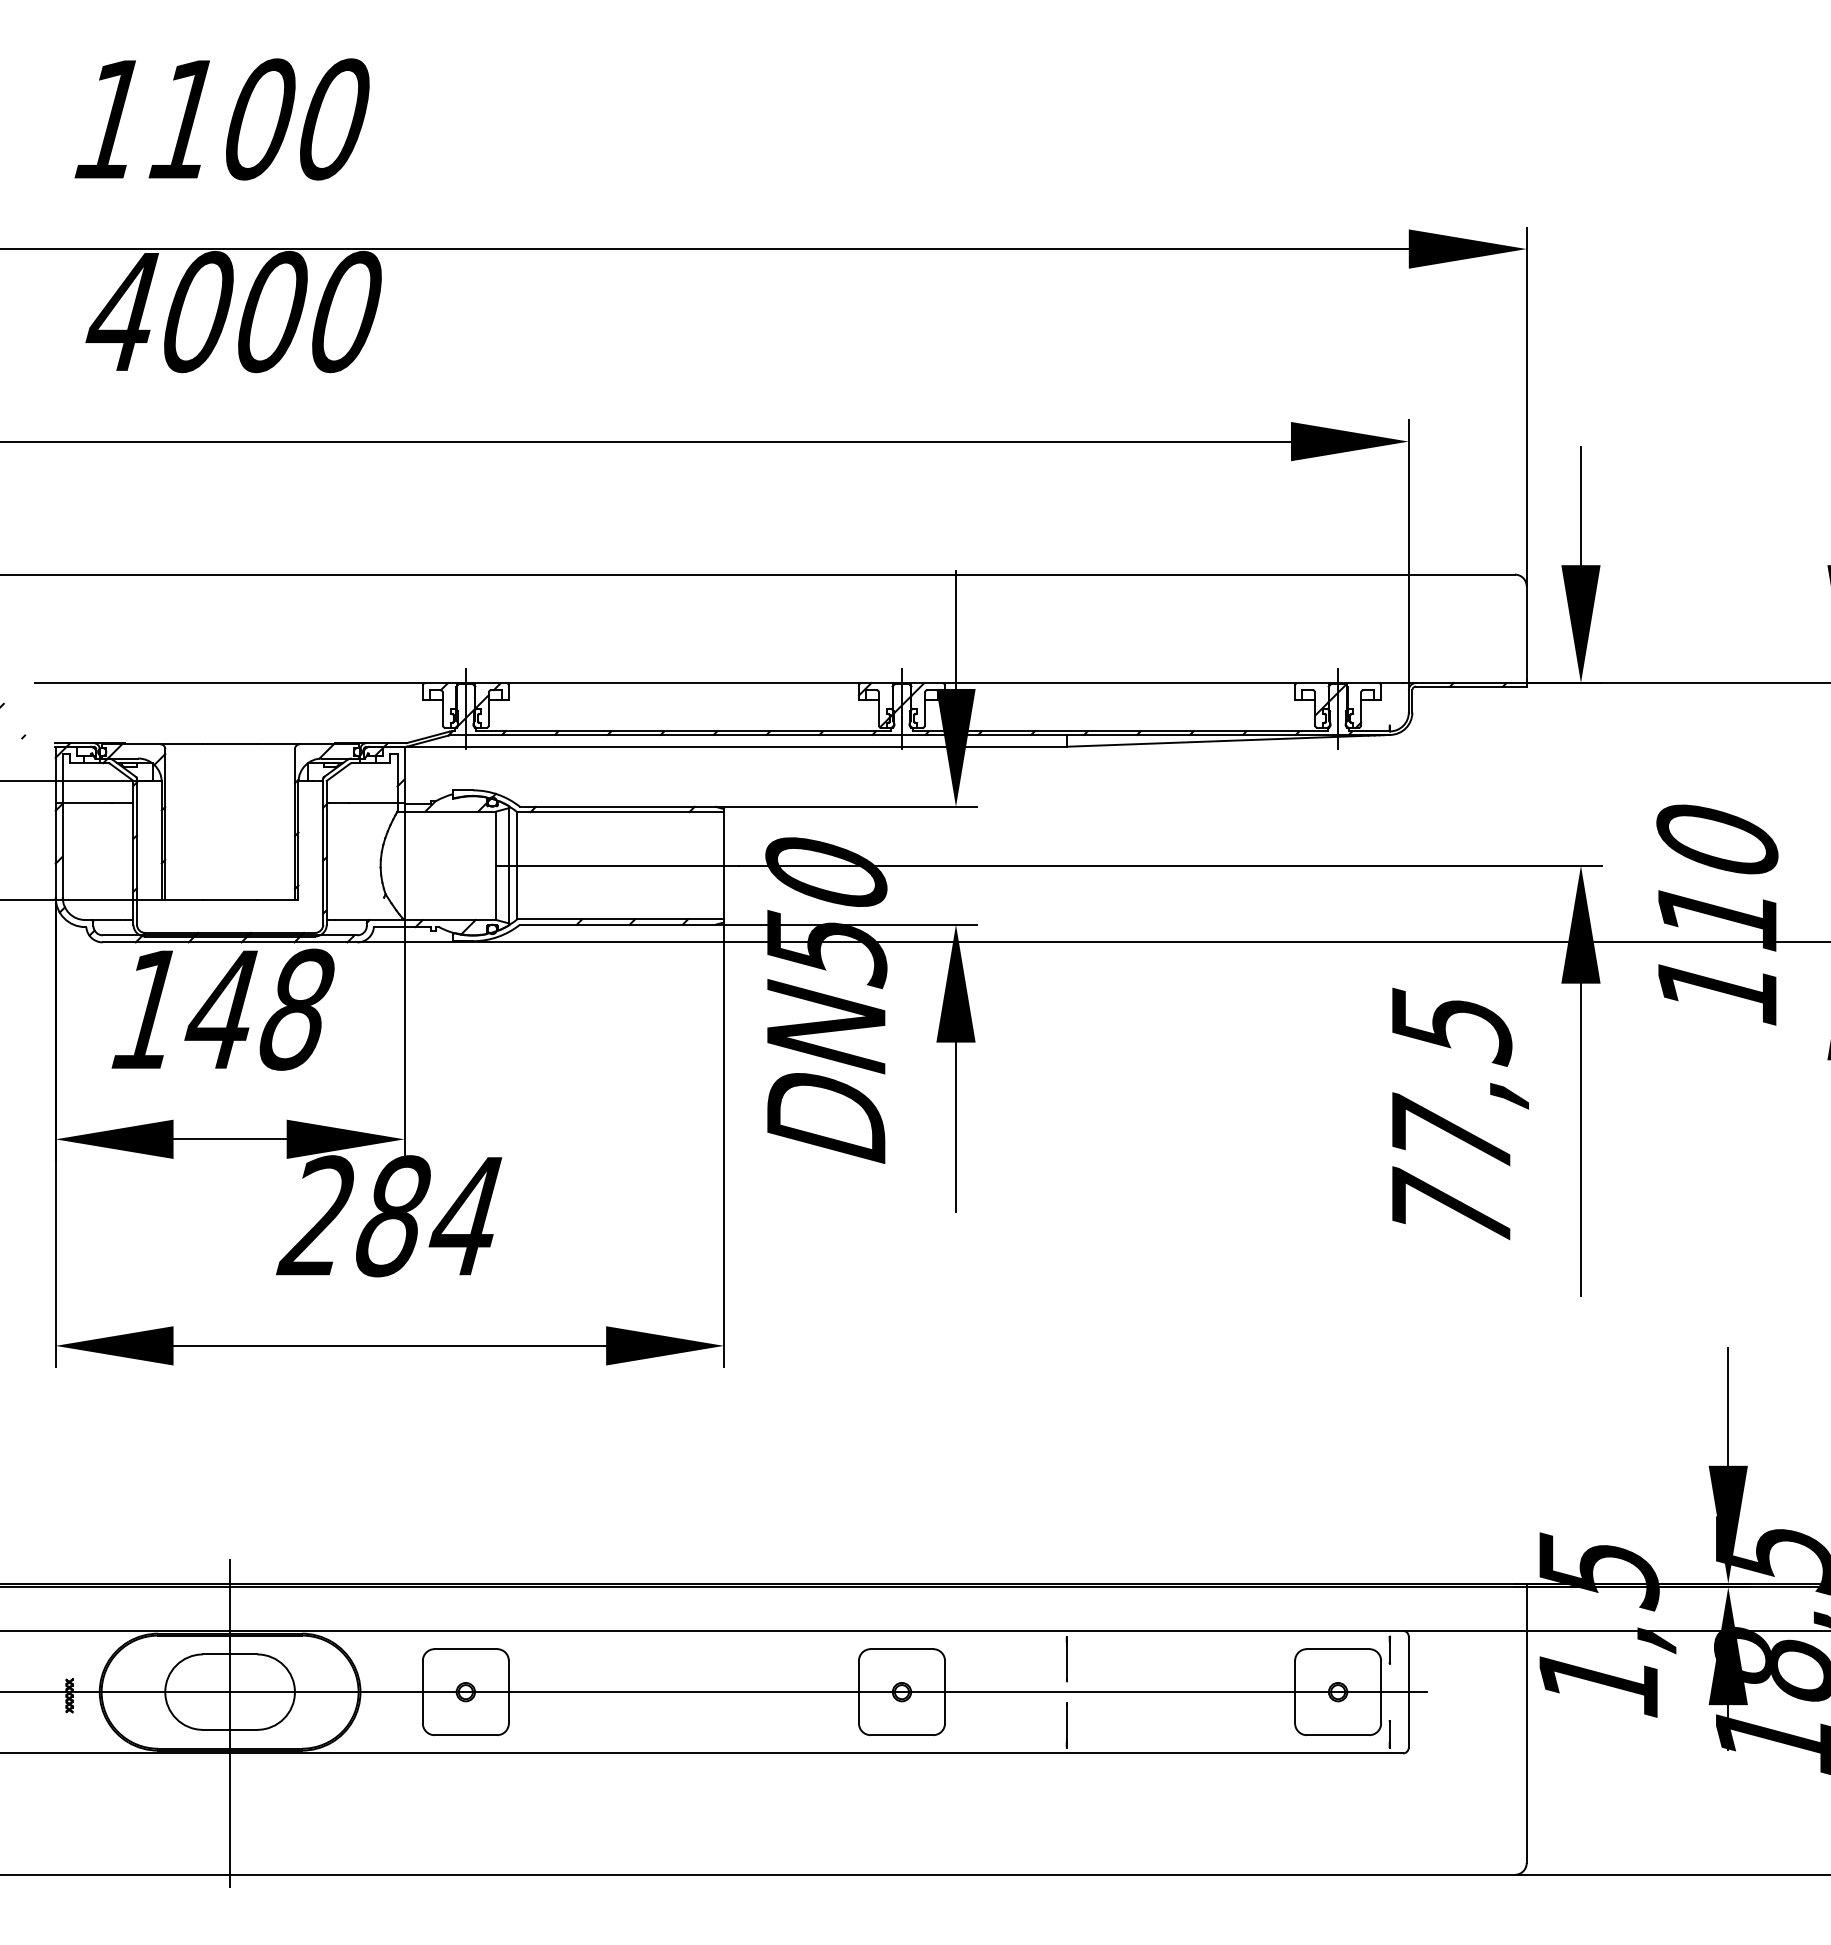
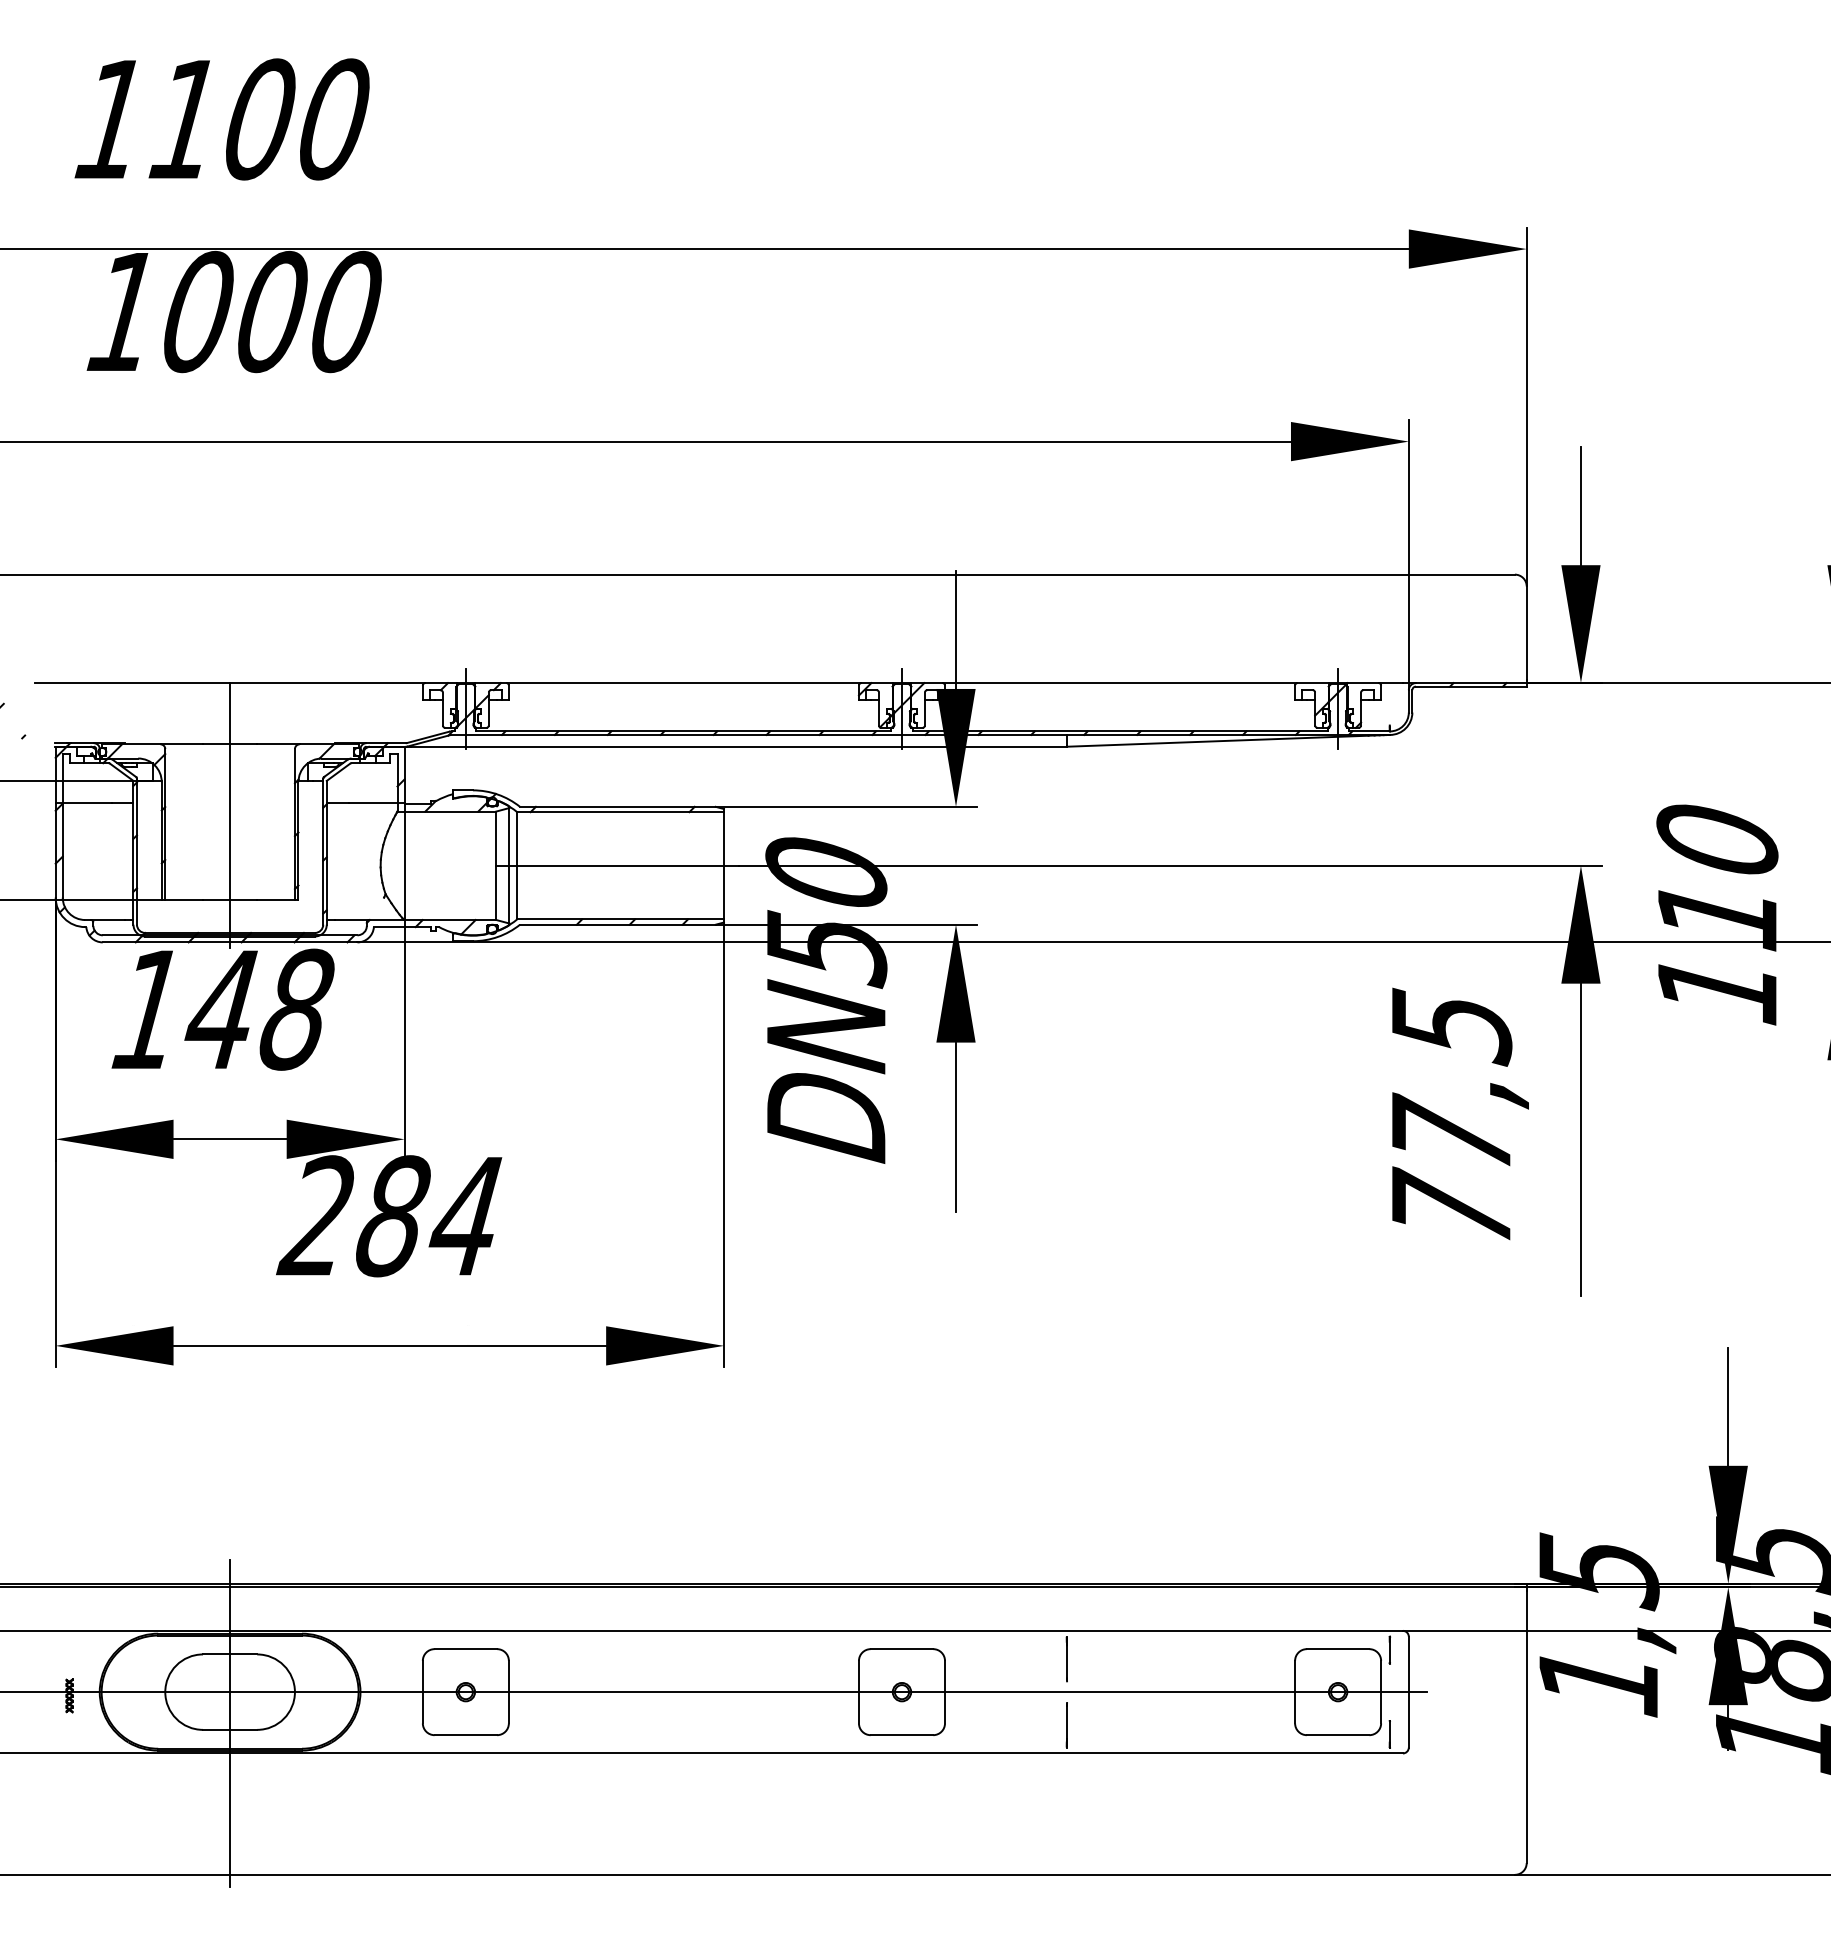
text: 4000 -> 1000 (121, 311)
line: none -> present (230, 815)
